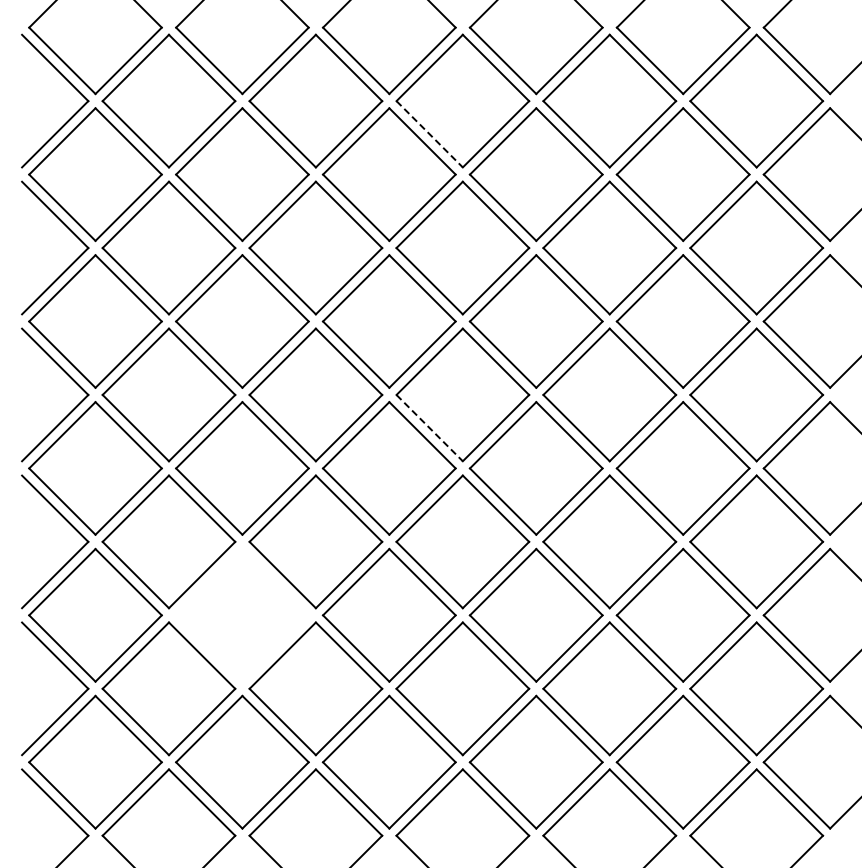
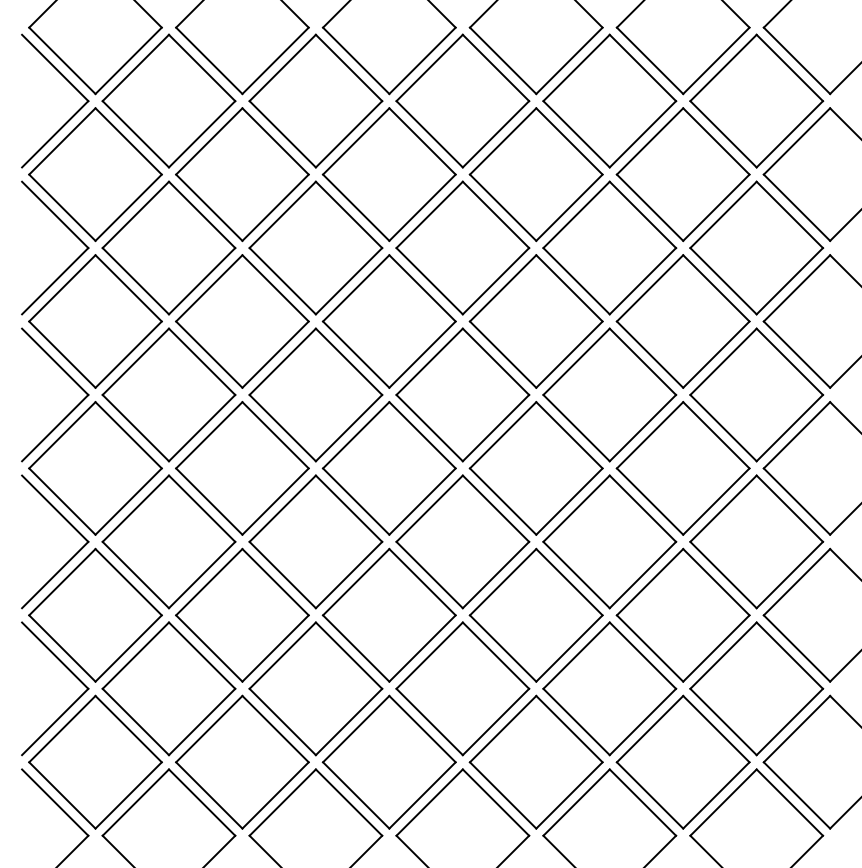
line: dashed -> solid (429, 134)
line: dashed -> solid (429, 428)
part: none -> present (242, 614)
